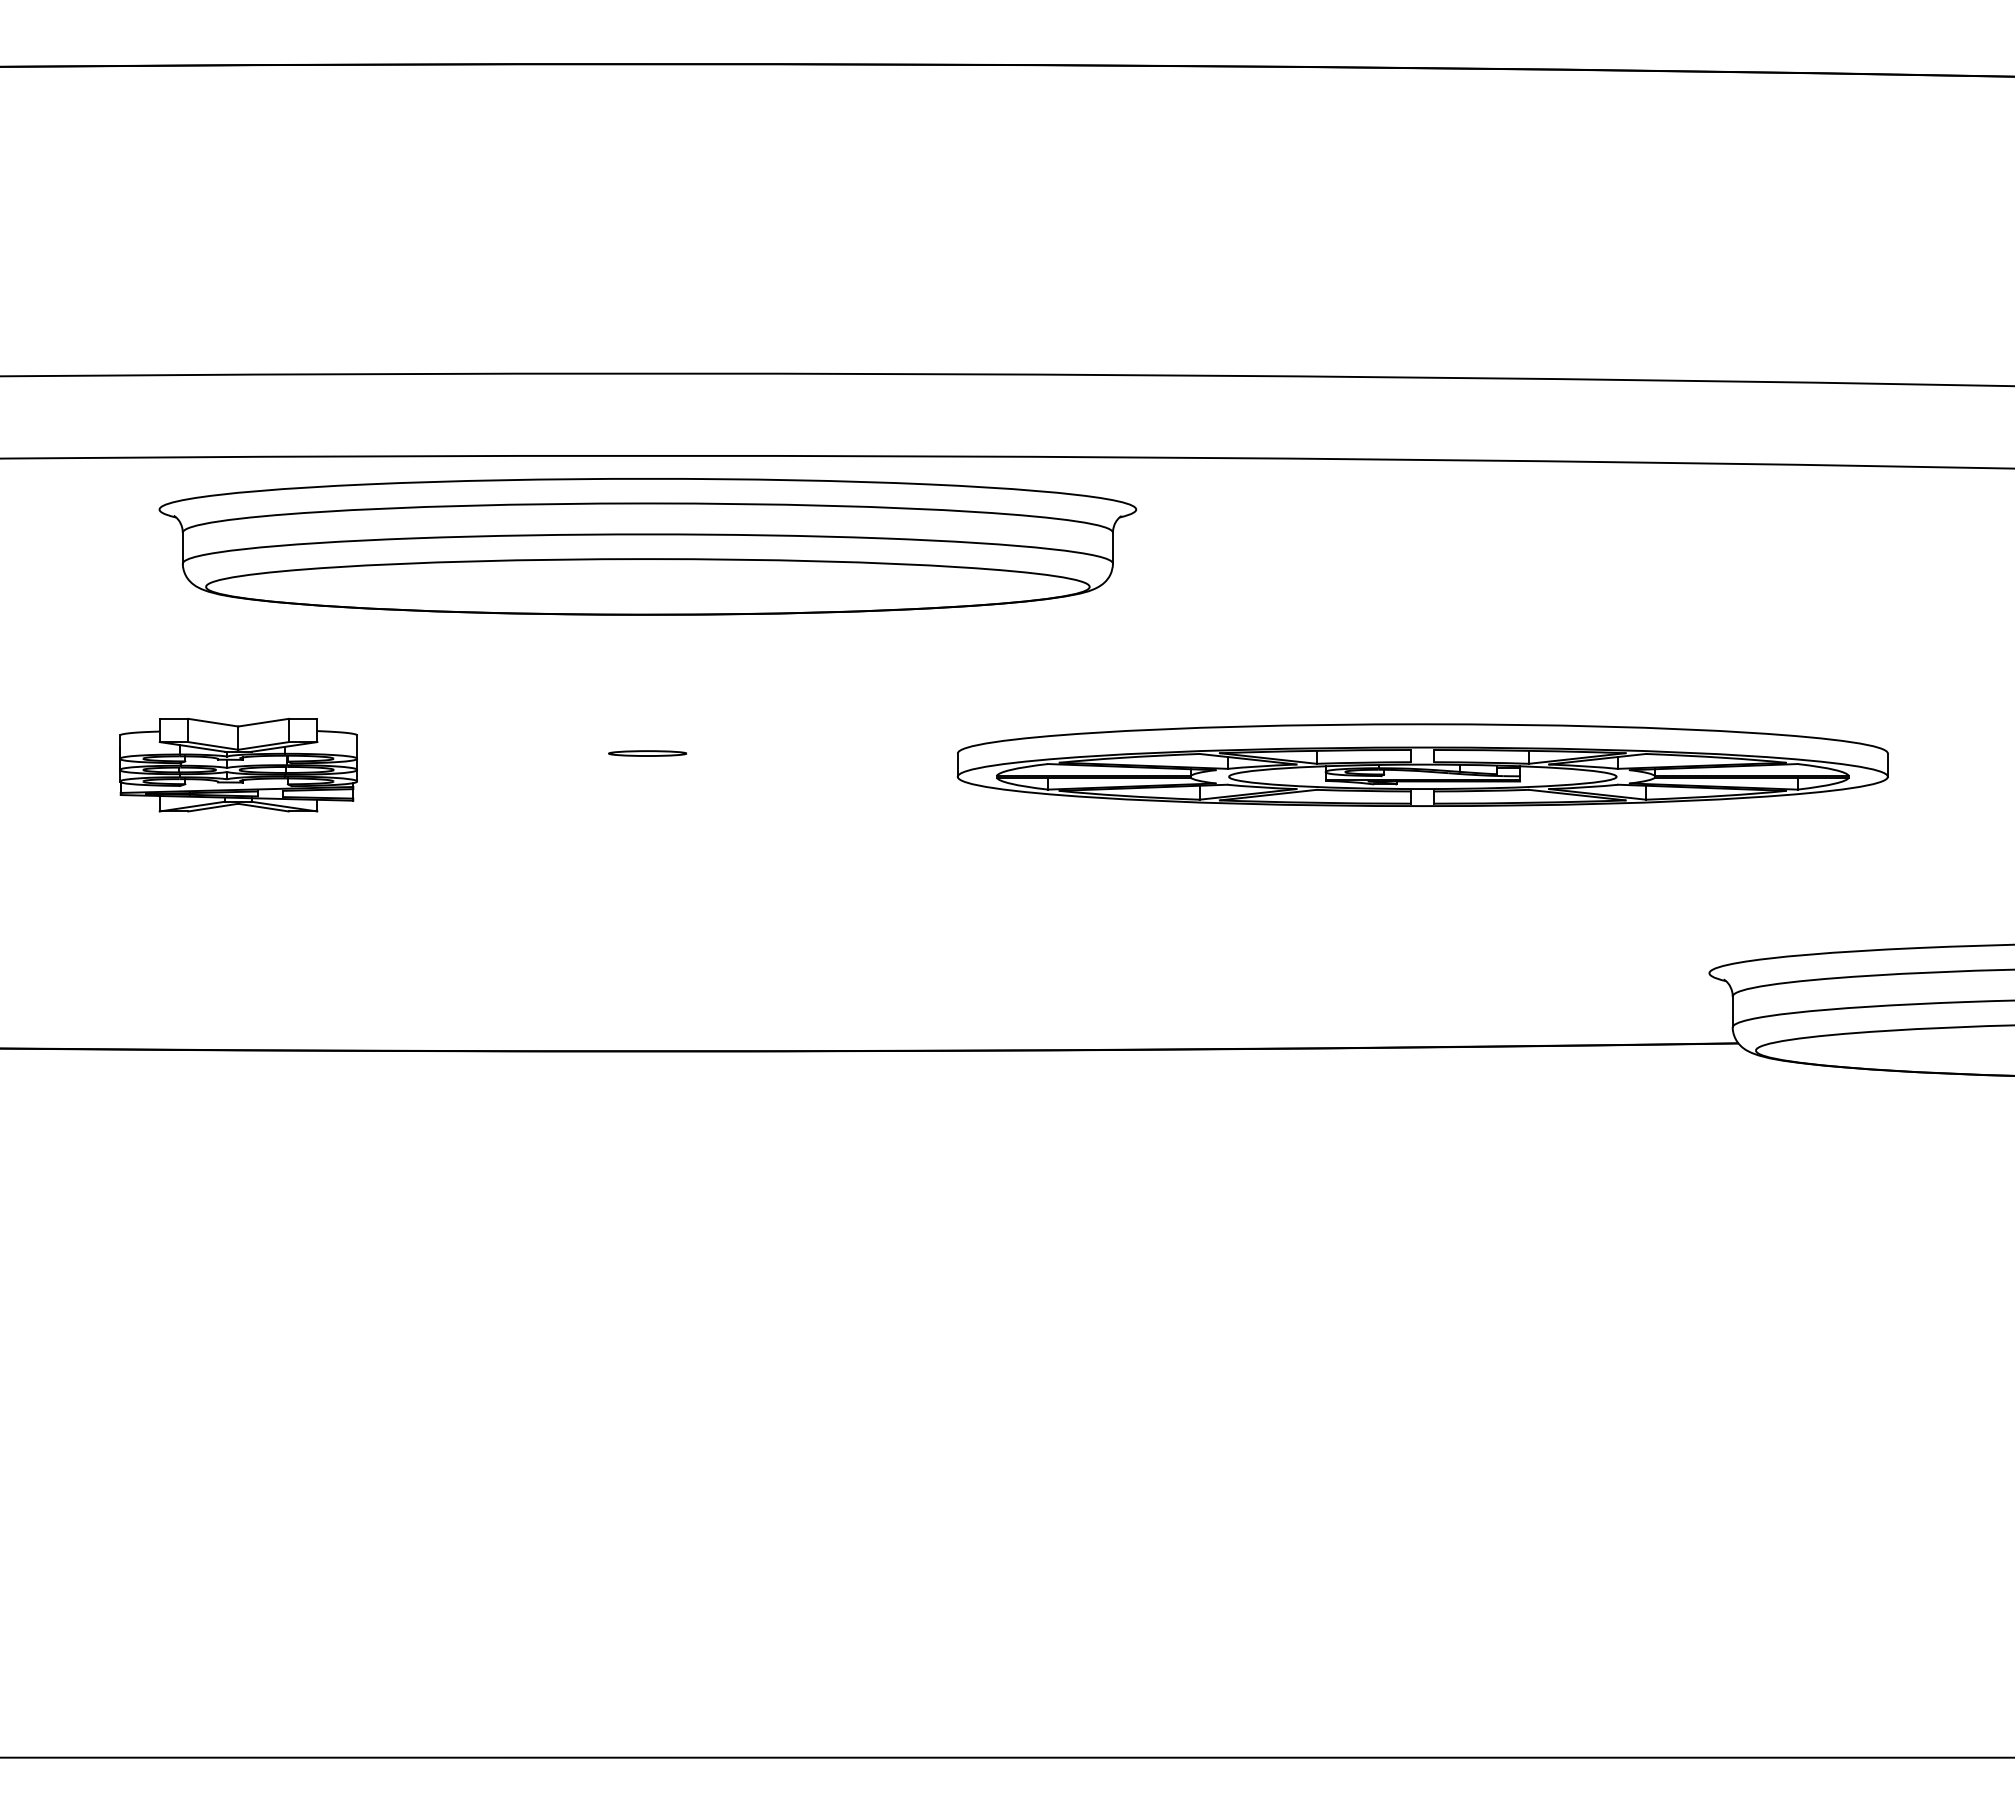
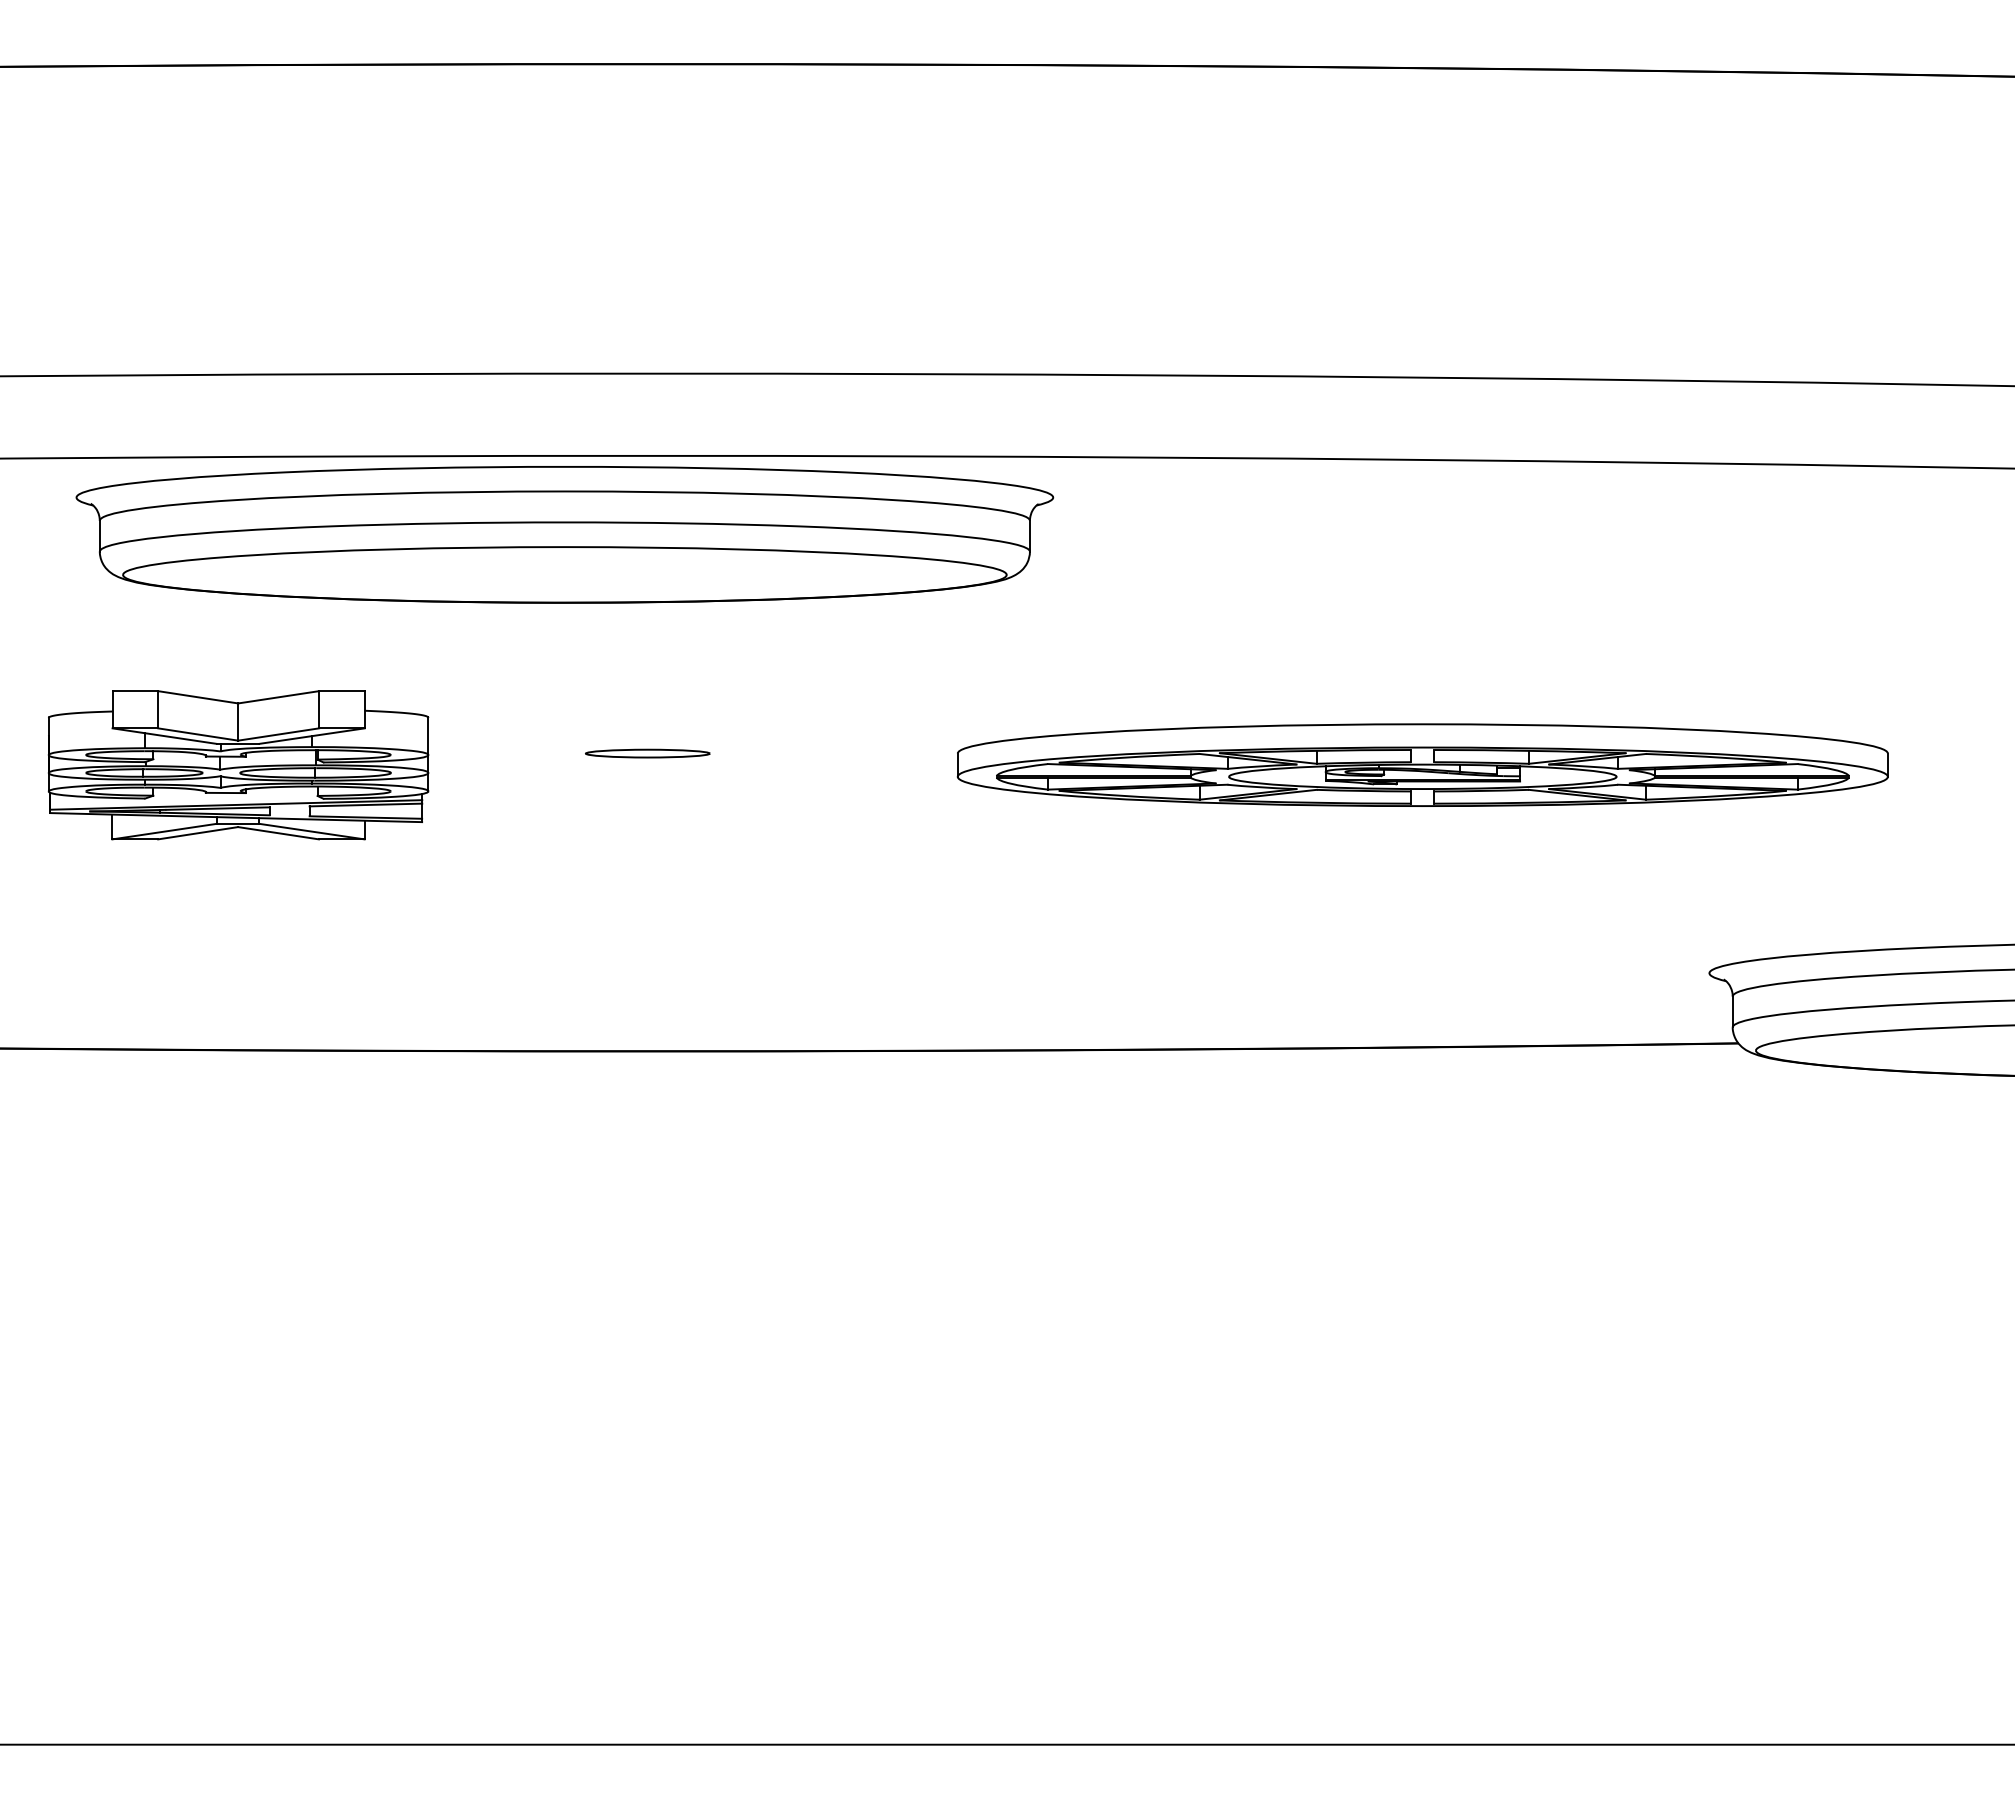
part position: (647, 546) -> (564, 534) (564, 534)
part size: 79x7 px -> 126x11 px (647, 753)
part size: 239x96 px -> 383x151 px (238, 765)
line position: (1006, 1757) -> (1006, 1744) (1006, 1744)
